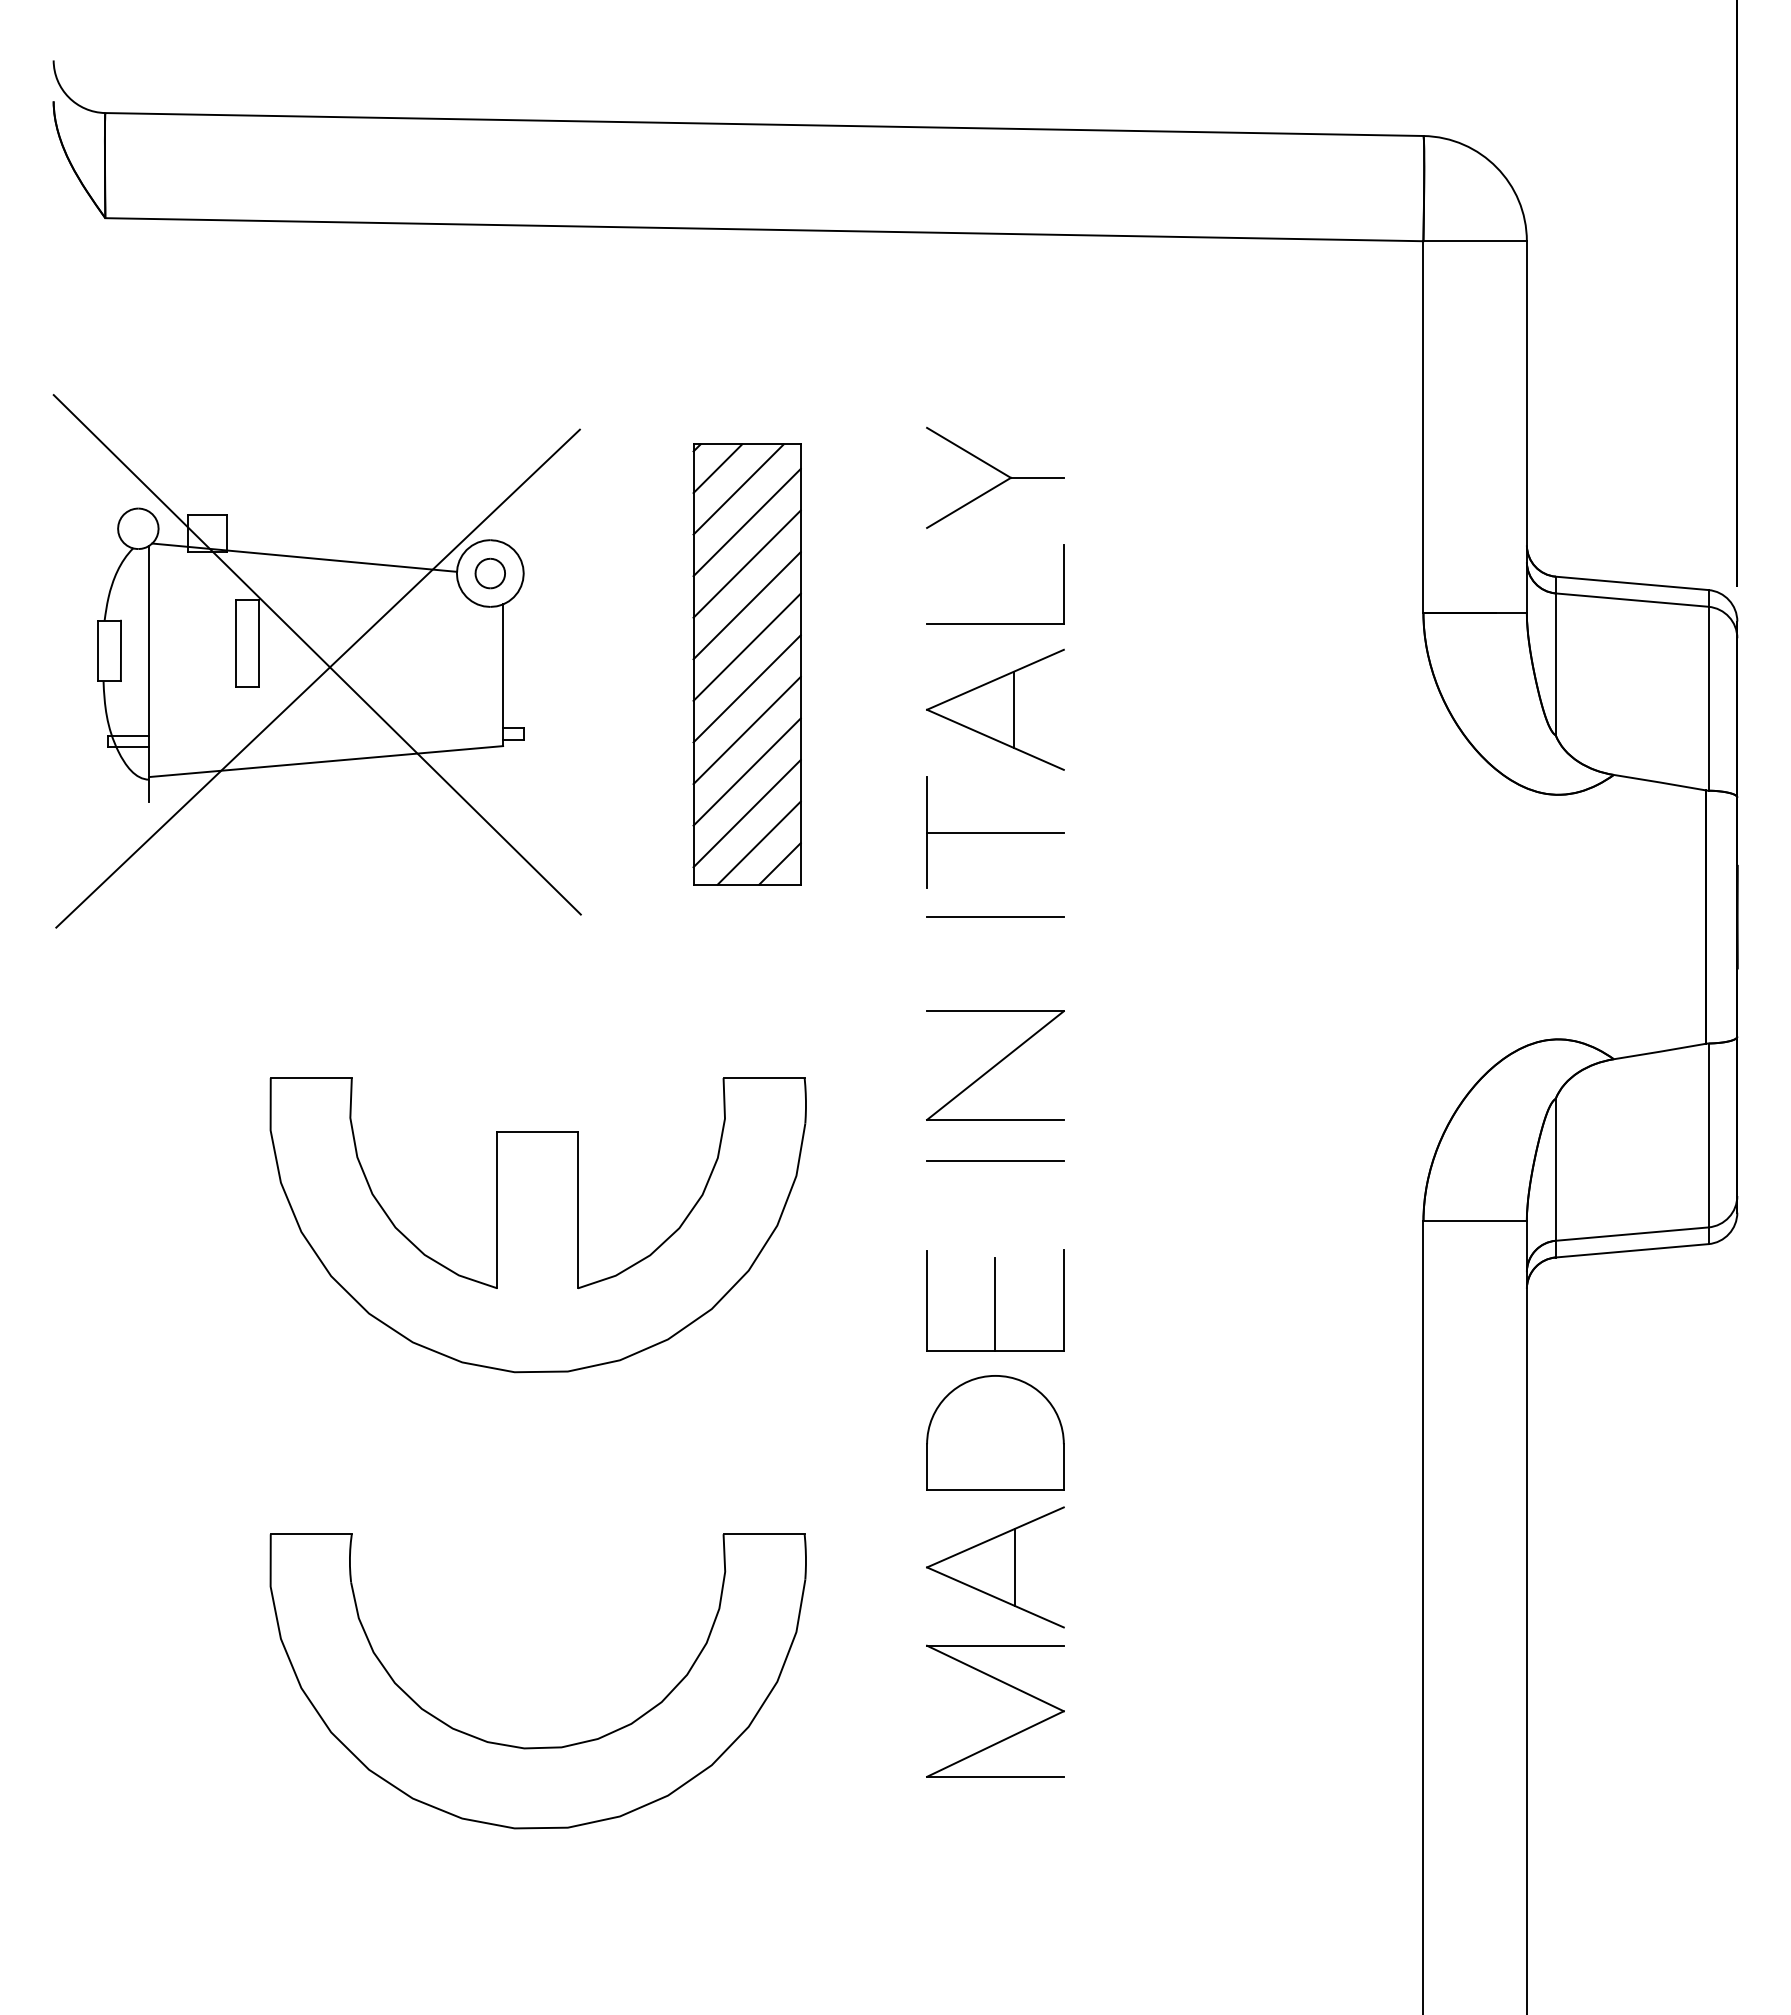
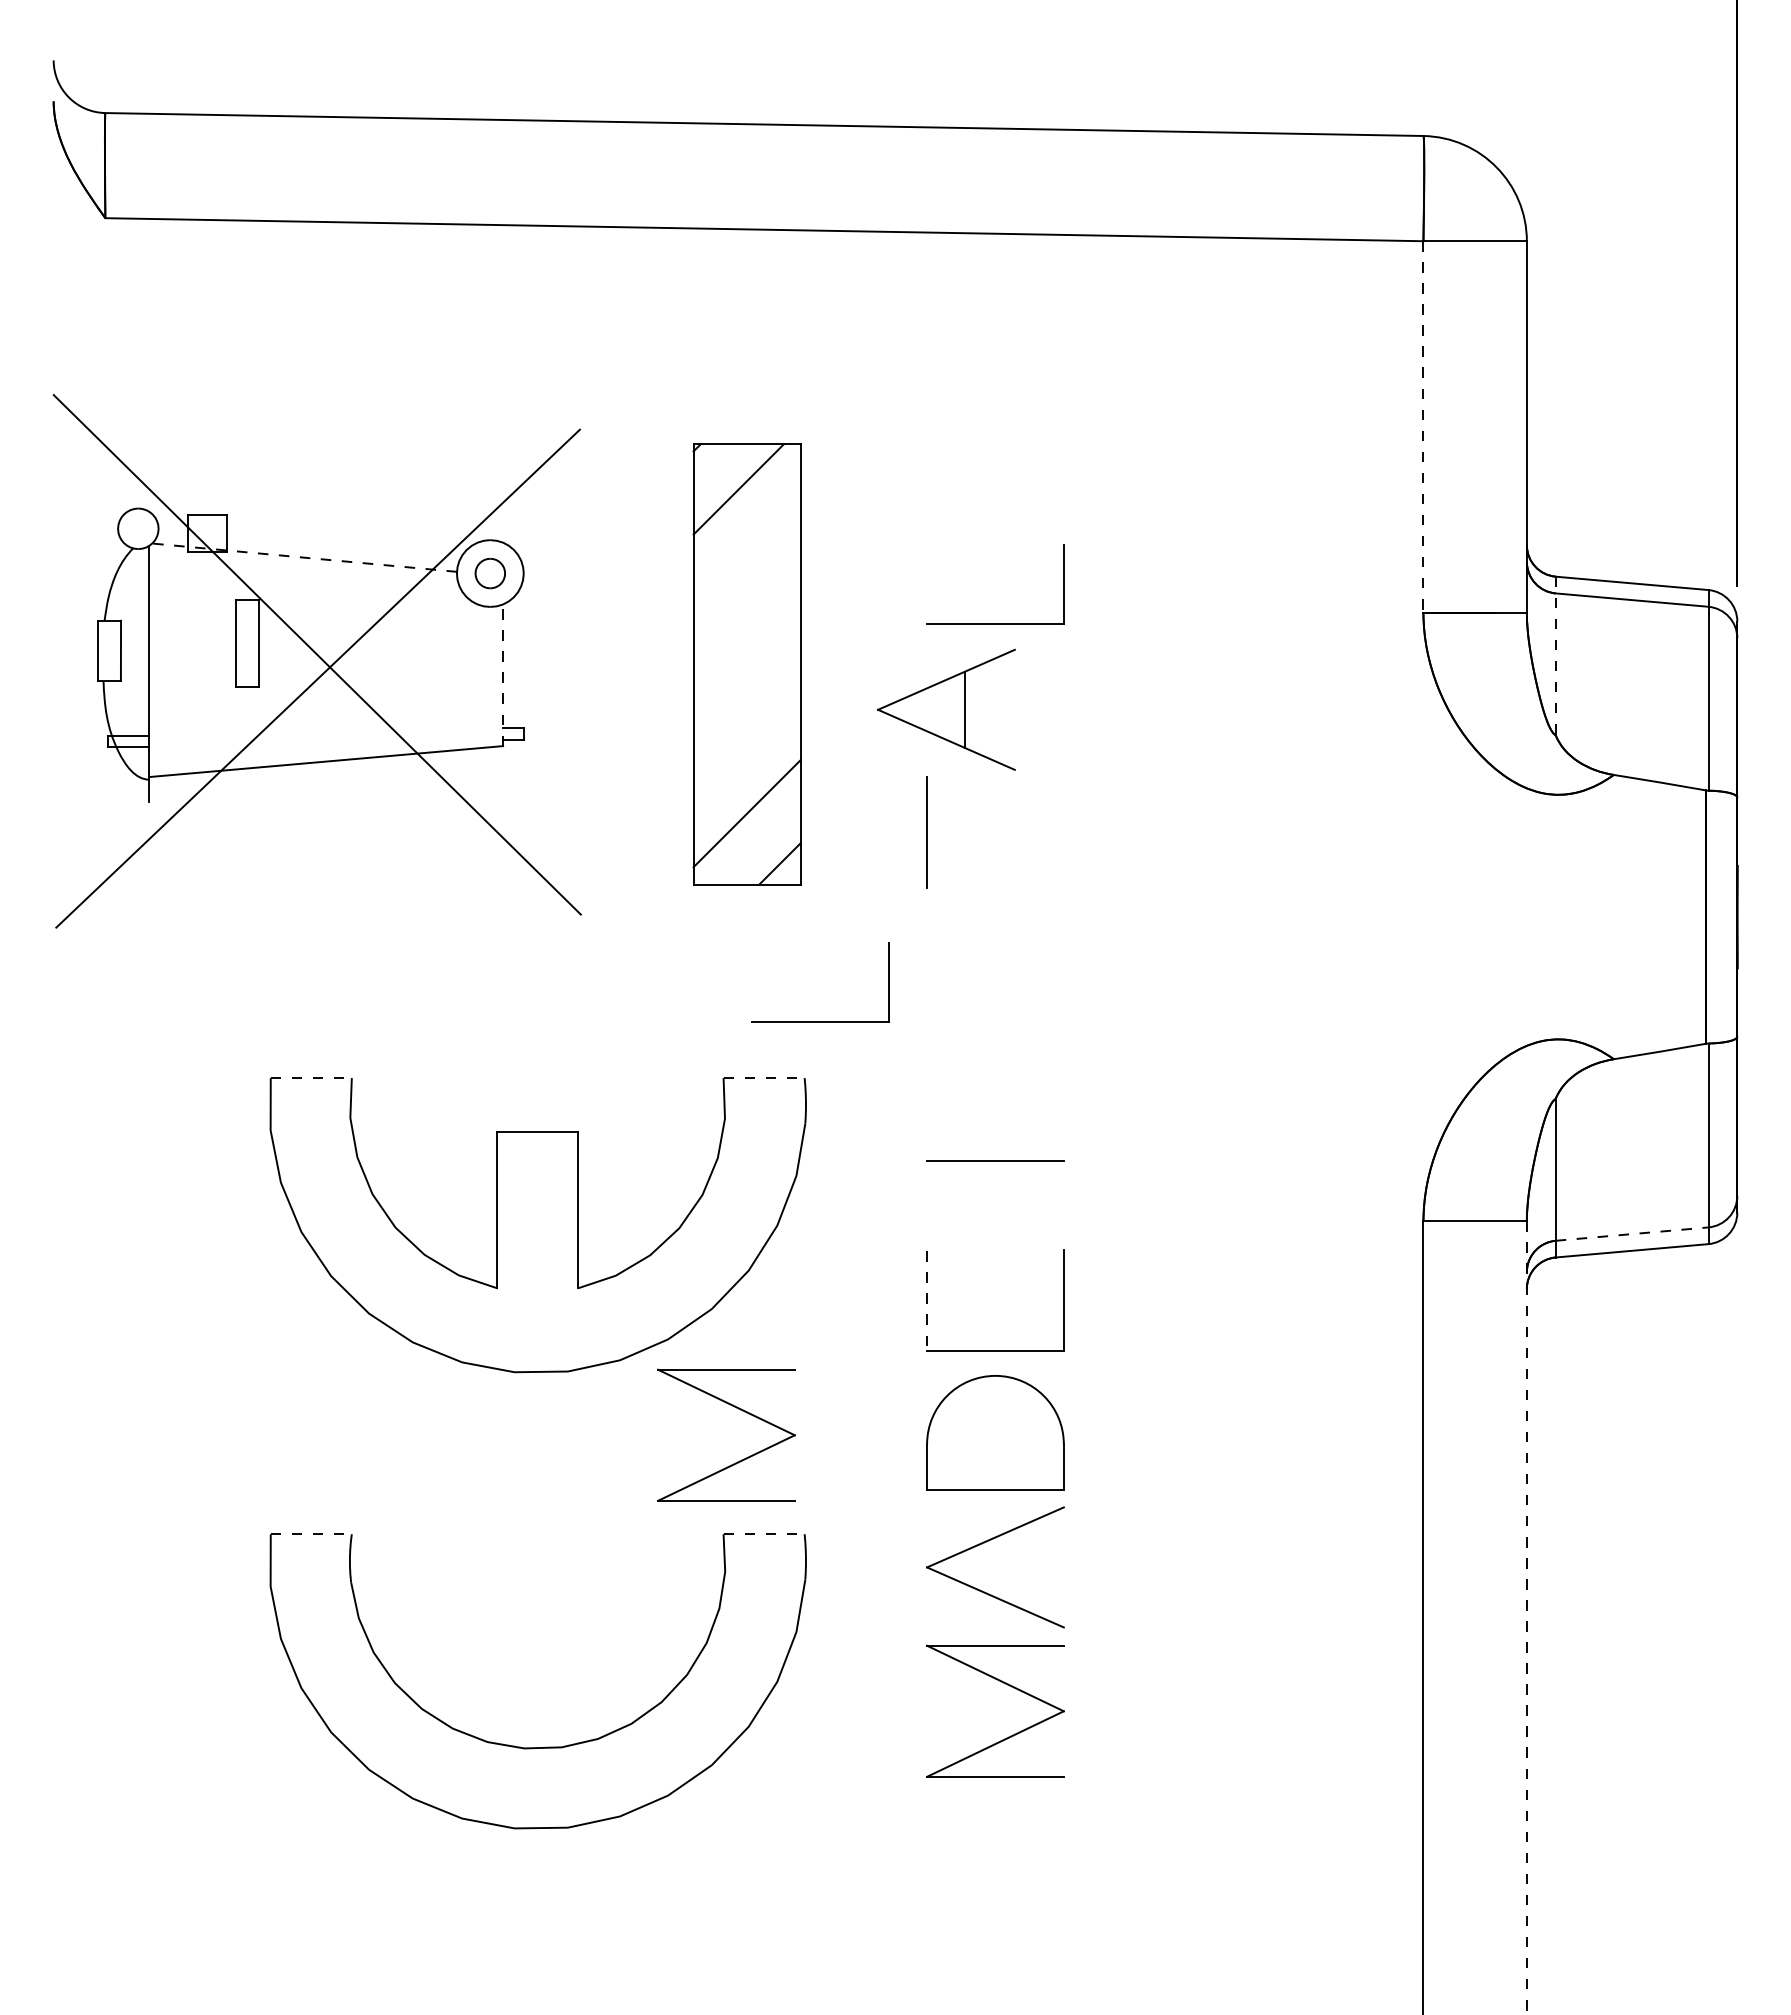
line: solid -> dashed (1423, 427)
line: present -> none (717, 468)
part: present -> none (999, 472)
line: present -> none (746, 522)
line: solid -> dashed (304, 557)
line: present -> none (746, 563)
line: present -> none (746, 605)
line: present -> none (746, 646)
line: solid -> dashed (1555, 656)
line: solid -> dashed (503, 675)
line: present -> none (746, 688)
part position: (995, 709) -> (946, 709) (946, 709)
line: present -> none (746, 730)
line: present -> none (746, 771)
line: present -> none (995, 832)
line: present -> none (758, 842)
line: present -> none (995, 916)
part: none -> present (820, 1021)
part: present -> none (995, 1065)
line: solid -> dashed (311, 1078)
line: solid -> dashed (764, 1078)
line: solid -> dashed (1632, 1234)
line: solid -> dashed (927, 1301)
line: present -> none (995, 1304)
part: none -> present (738, 1409)
line: solid -> dashed (311, 1534)
line: solid -> dashed (764, 1534)
line: present -> none (1014, 1567)
line: solid -> dashed (1526, 1618)
